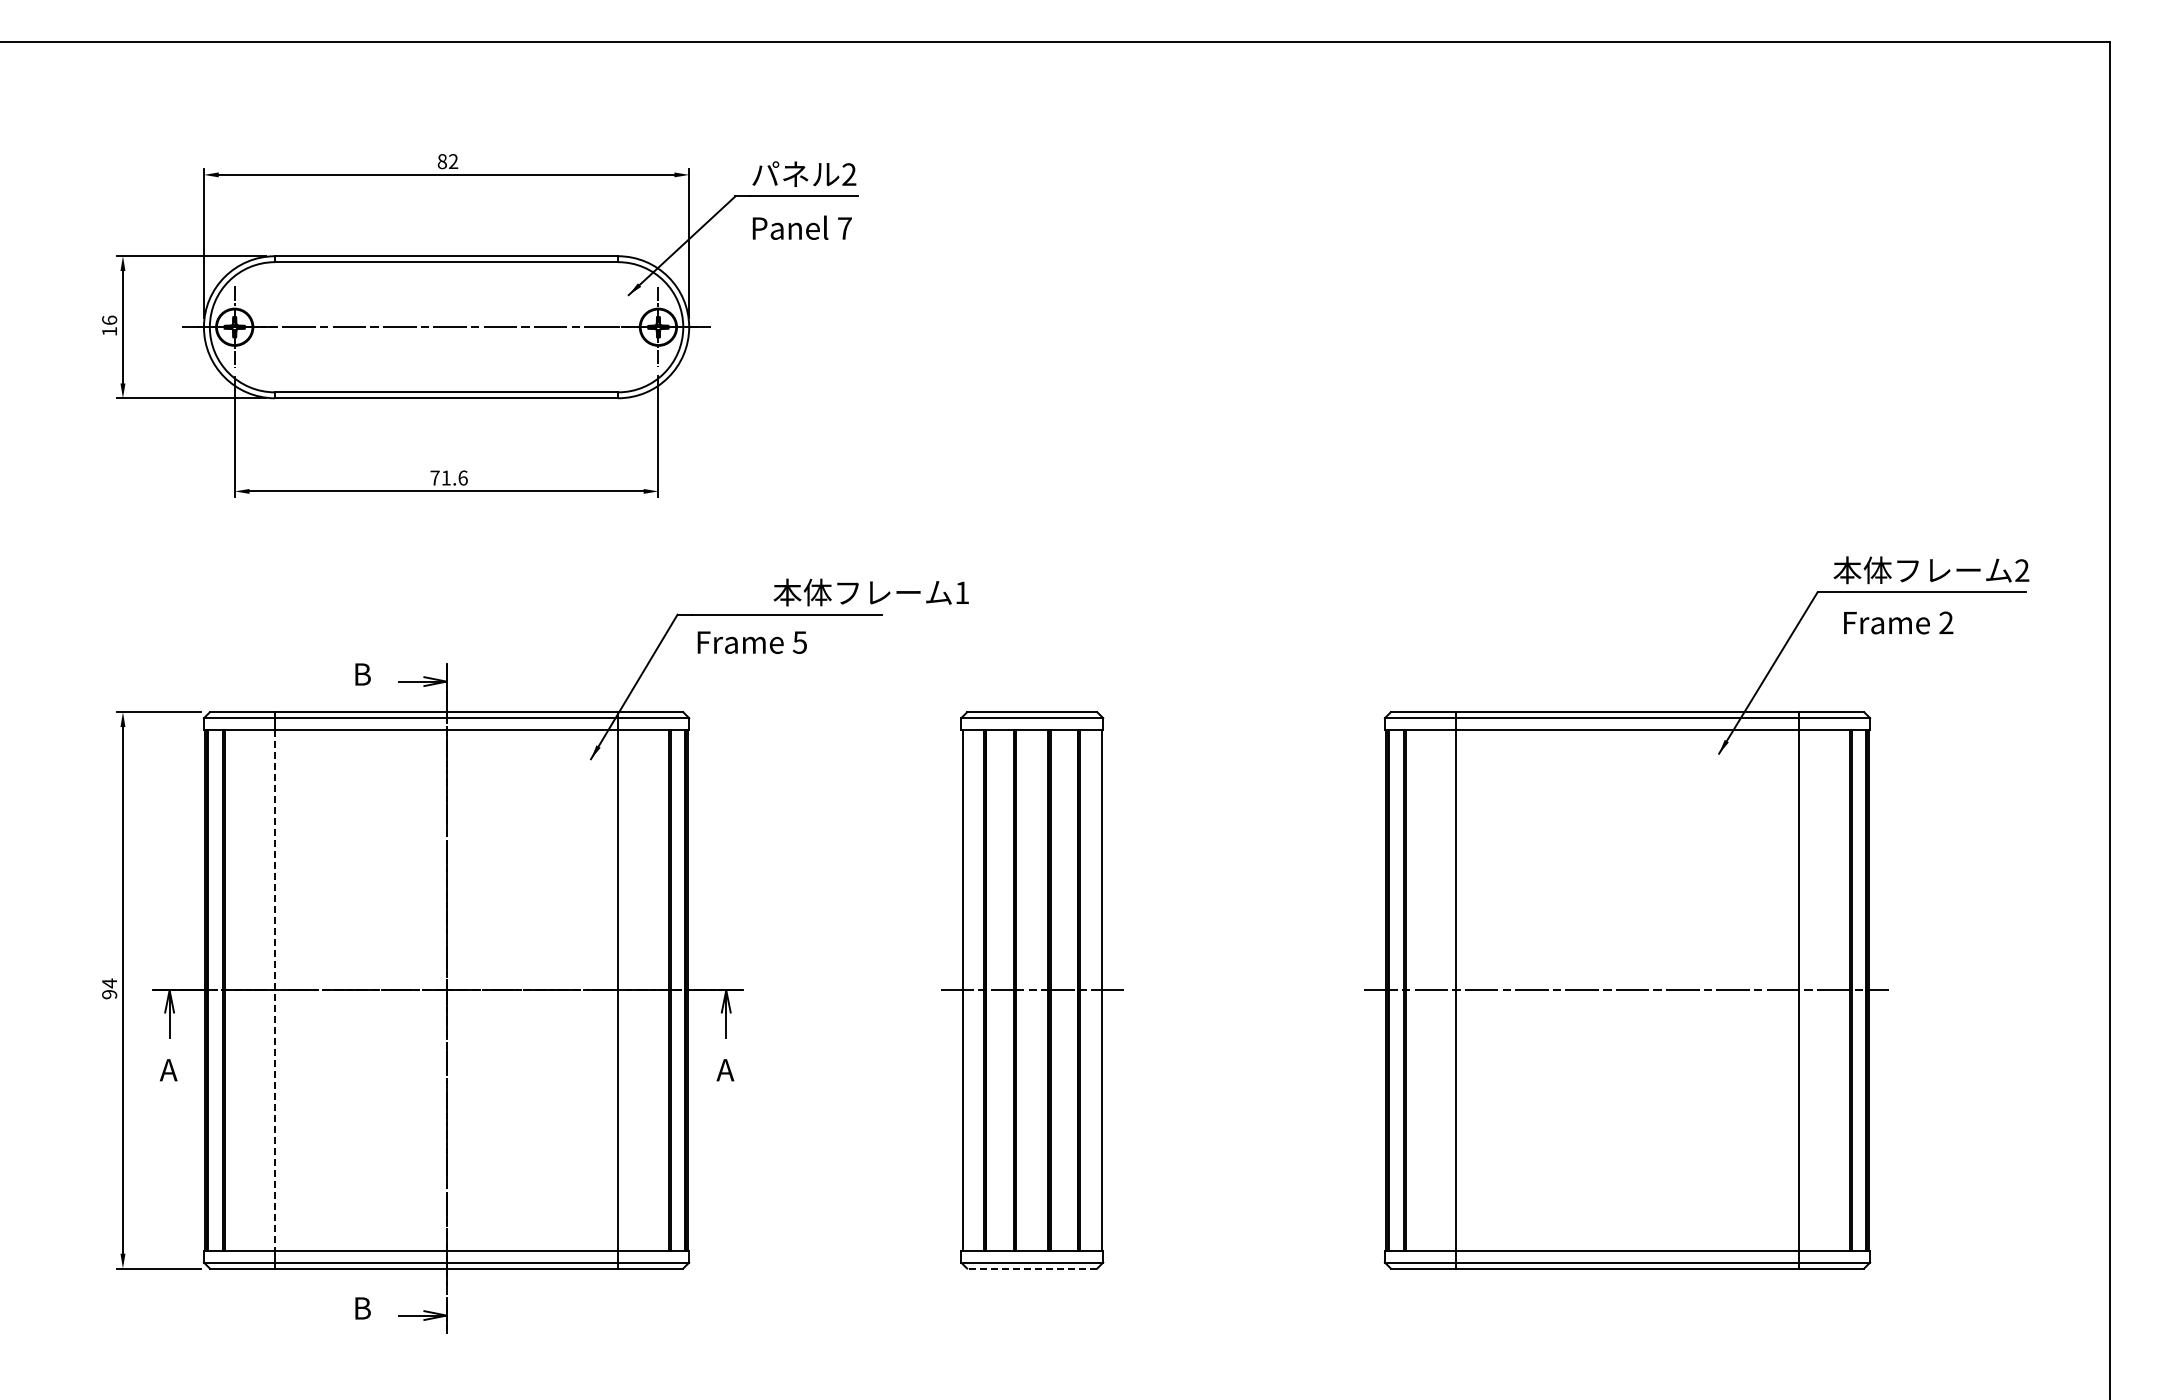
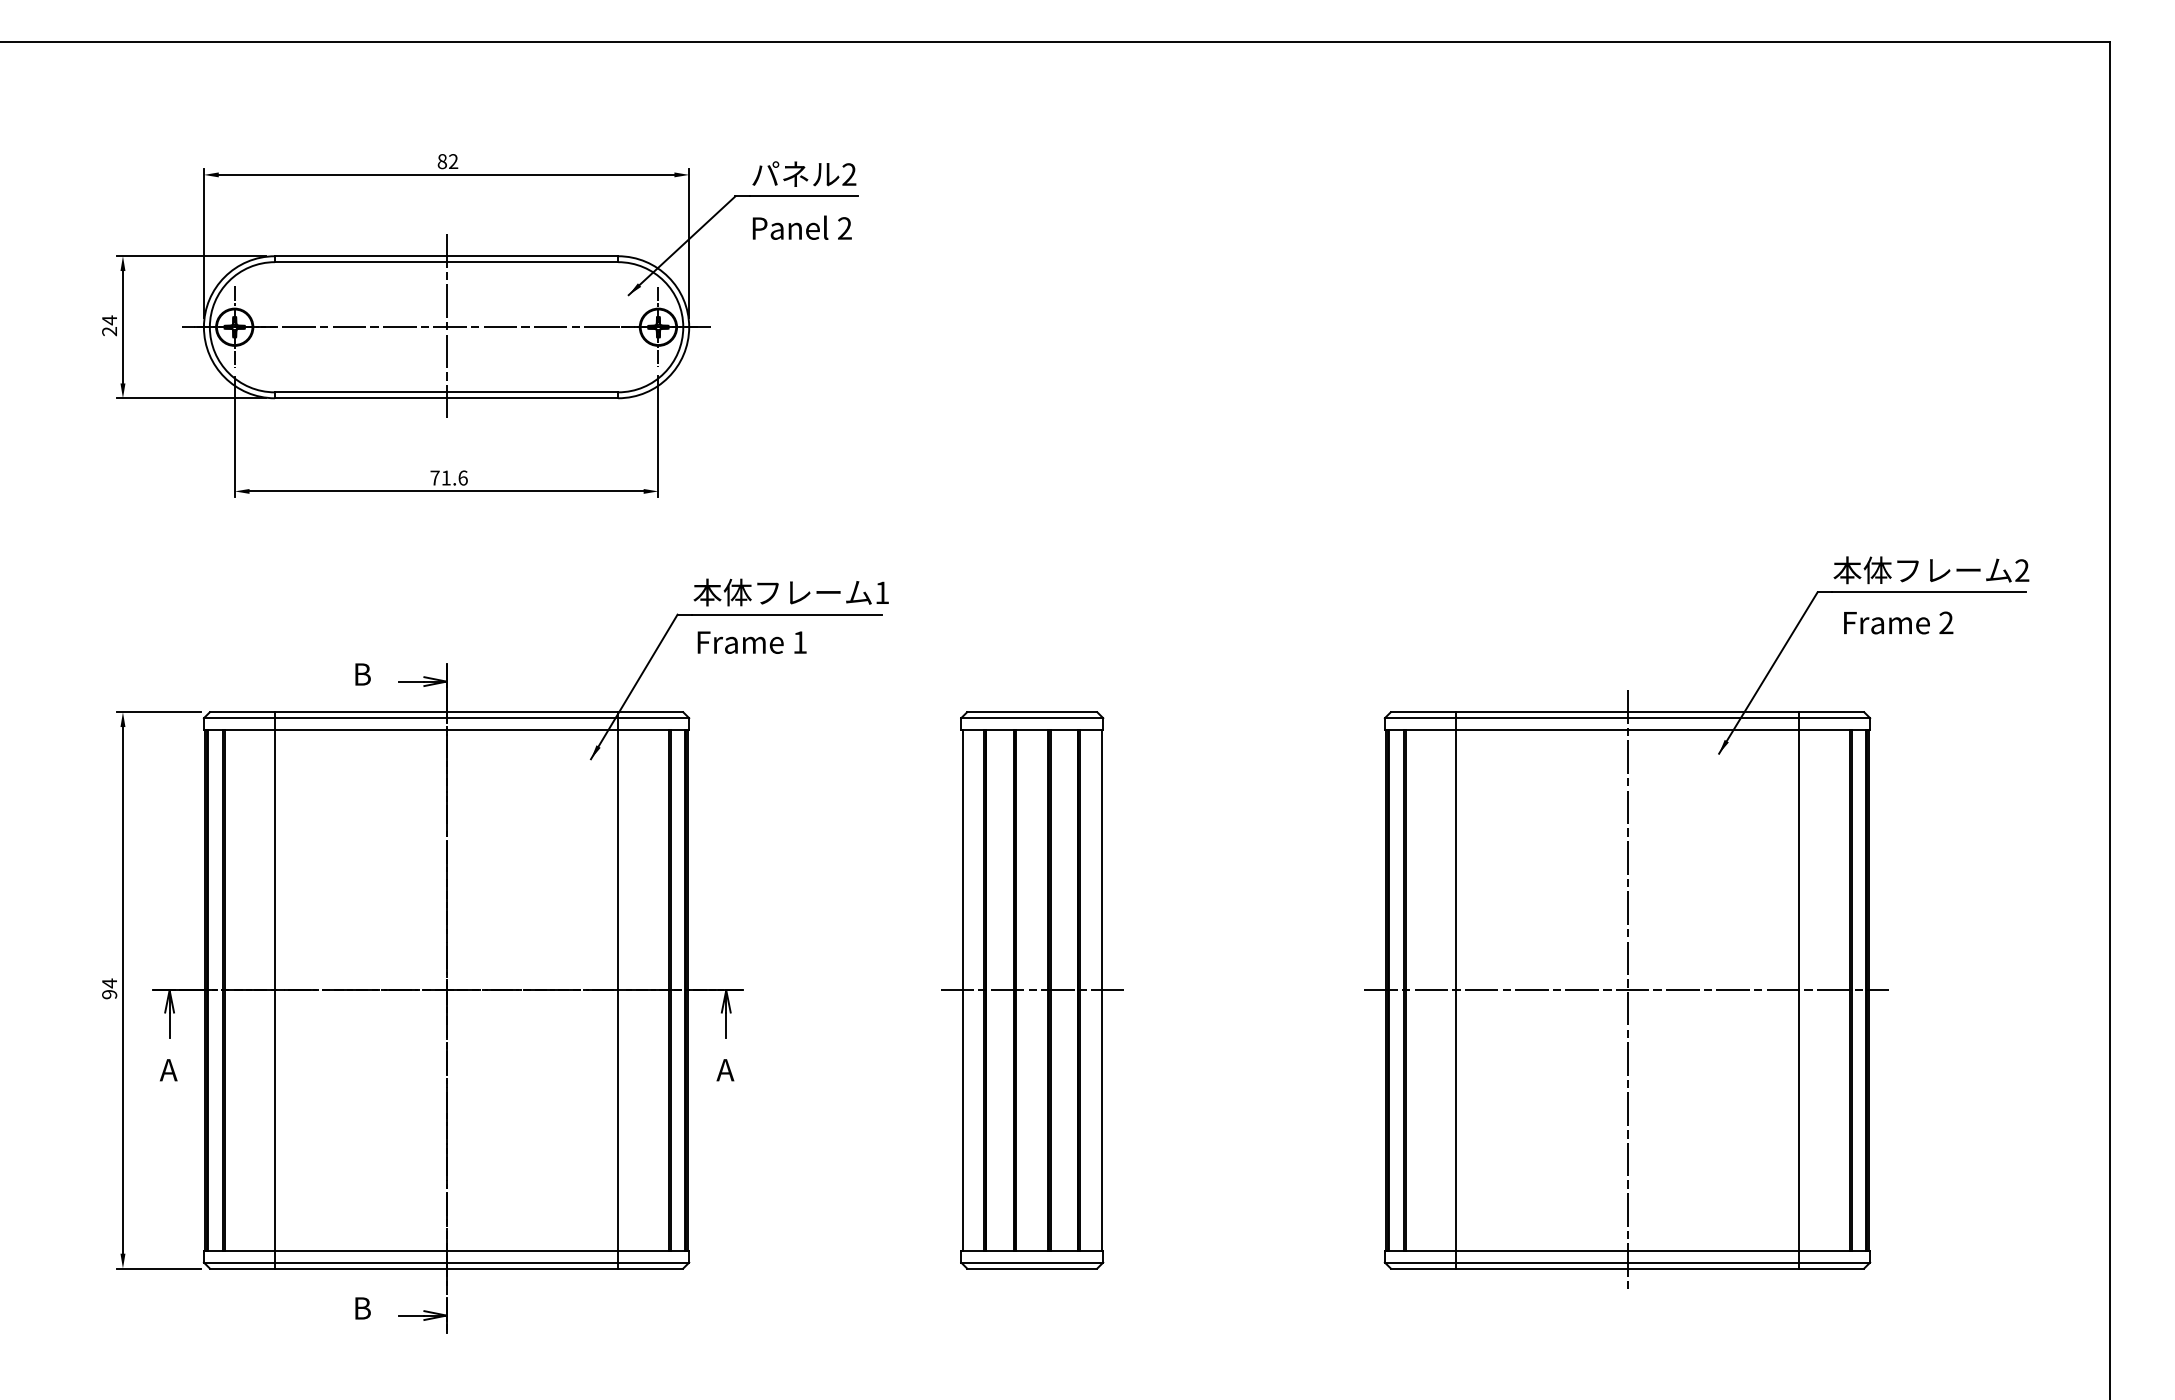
text: 7 -> 2 (844, 228)
text: 16 -> 24 (109, 325)
line: none -> present (446, 327)
text position: (870, 592) -> (790, 592) (790, 592)
text: 5 -> 1 (799, 642)
line: dashed -> solid (274, 990)
line: none -> present (1627, 990)
line: dashed -> solid (1031, 1268)
